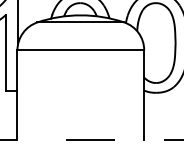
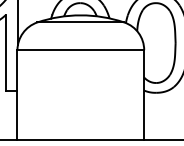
line: dashed -> solid (92, 139)
